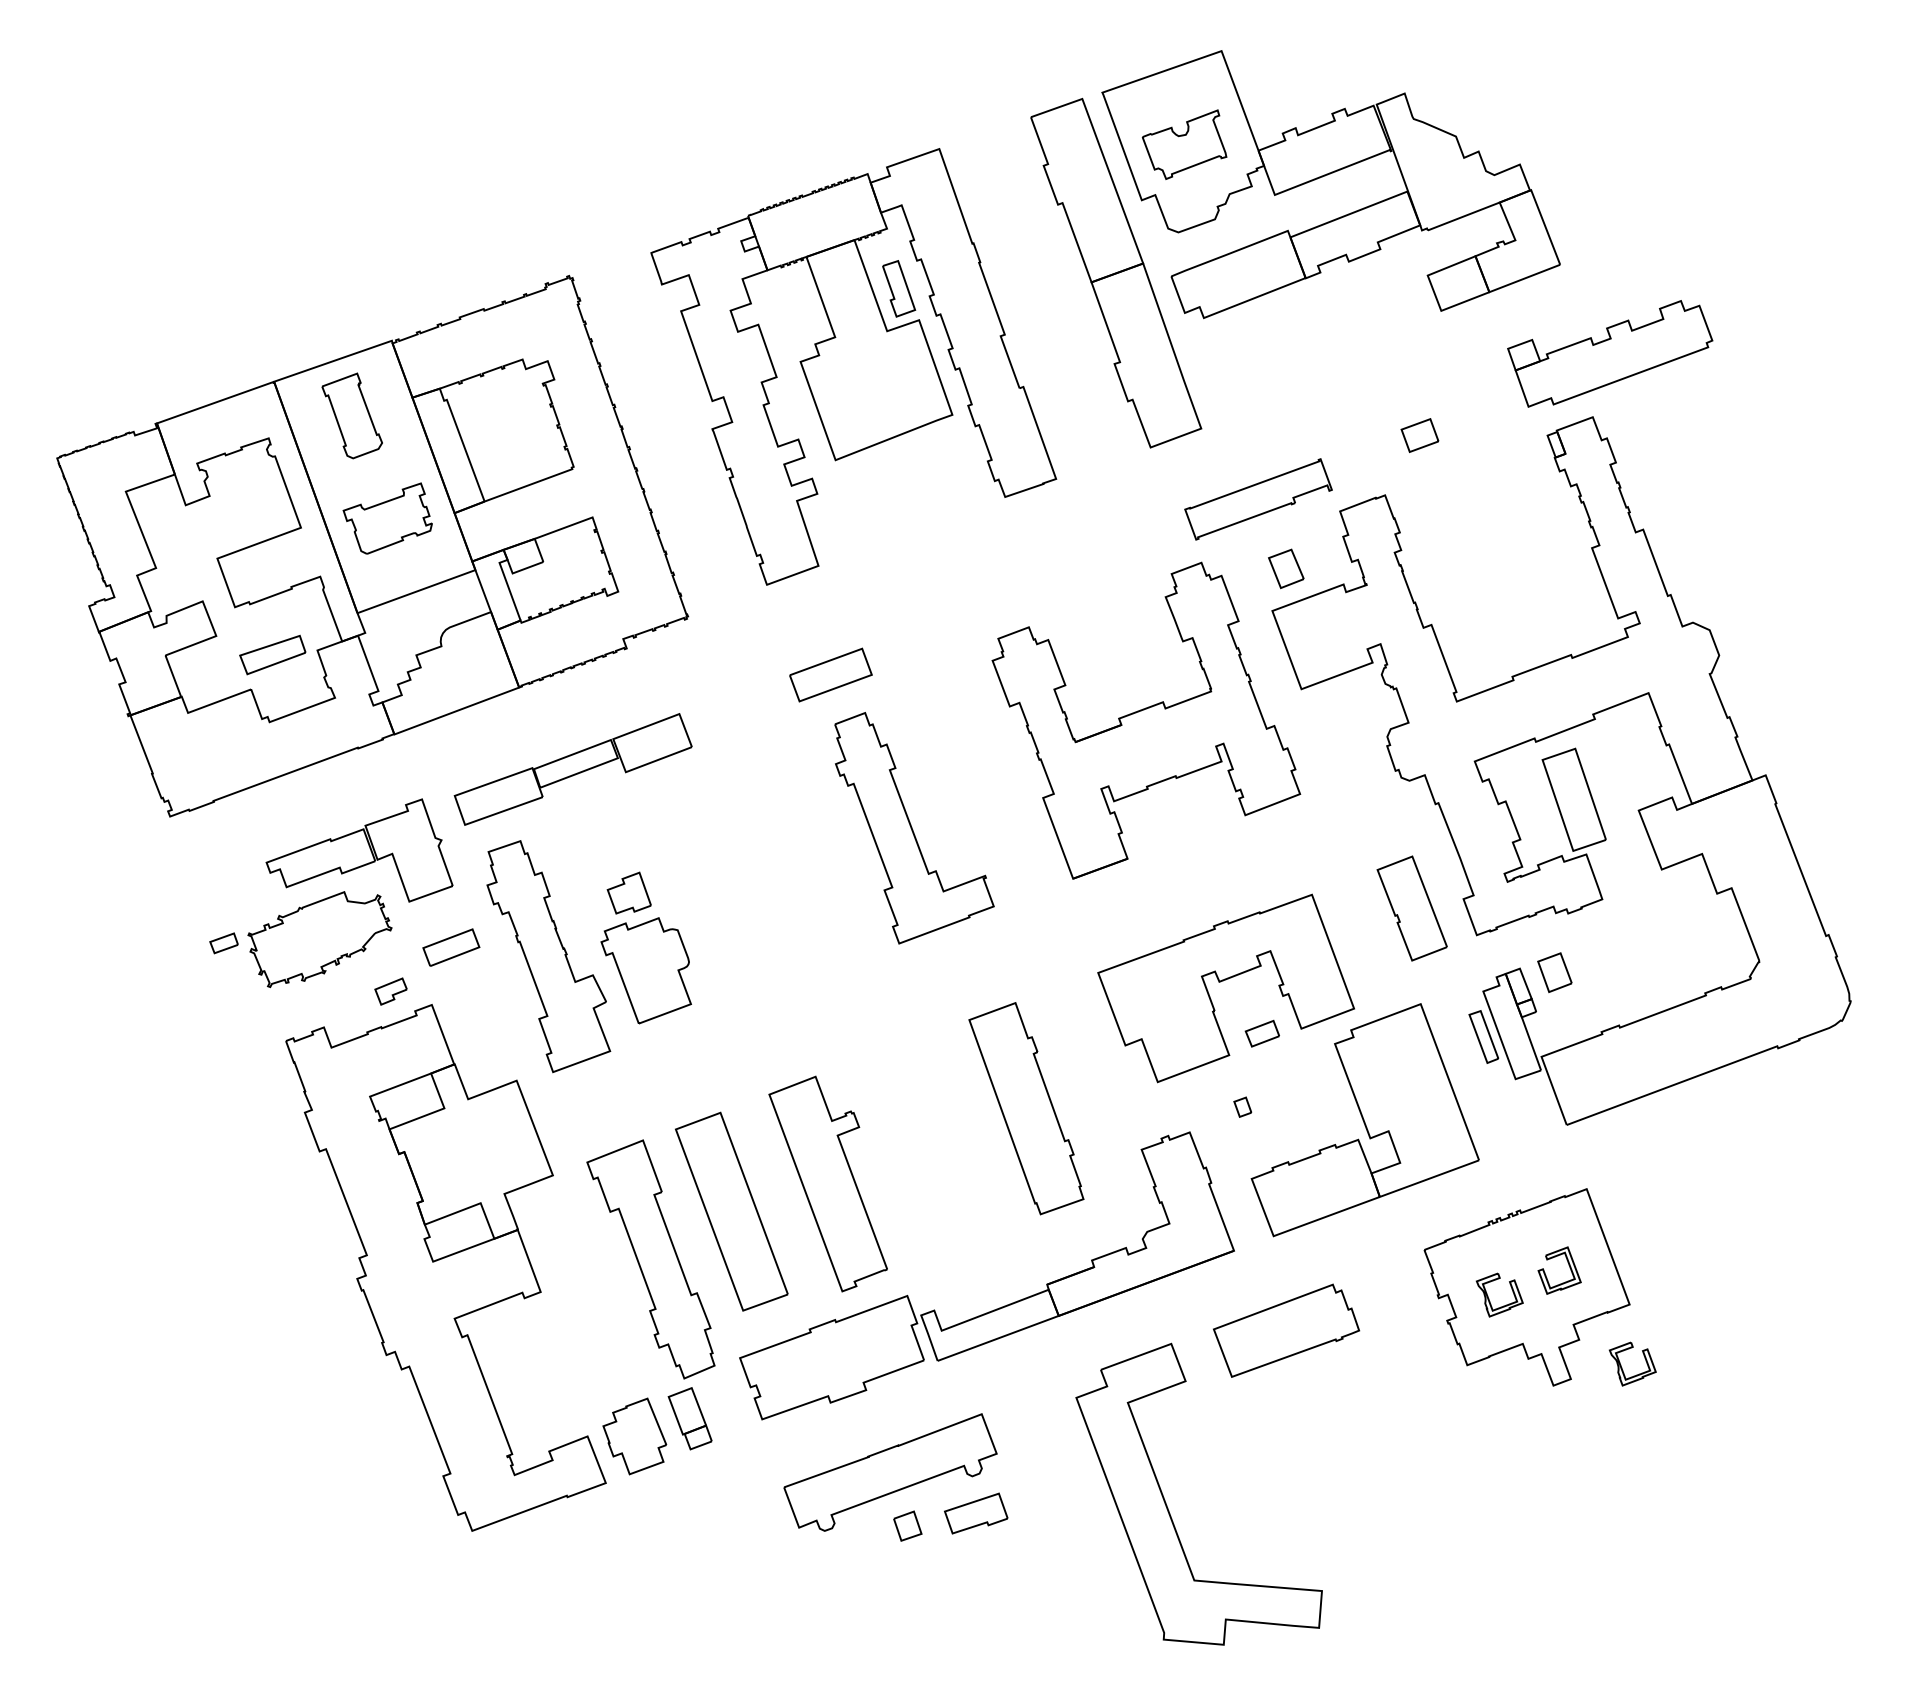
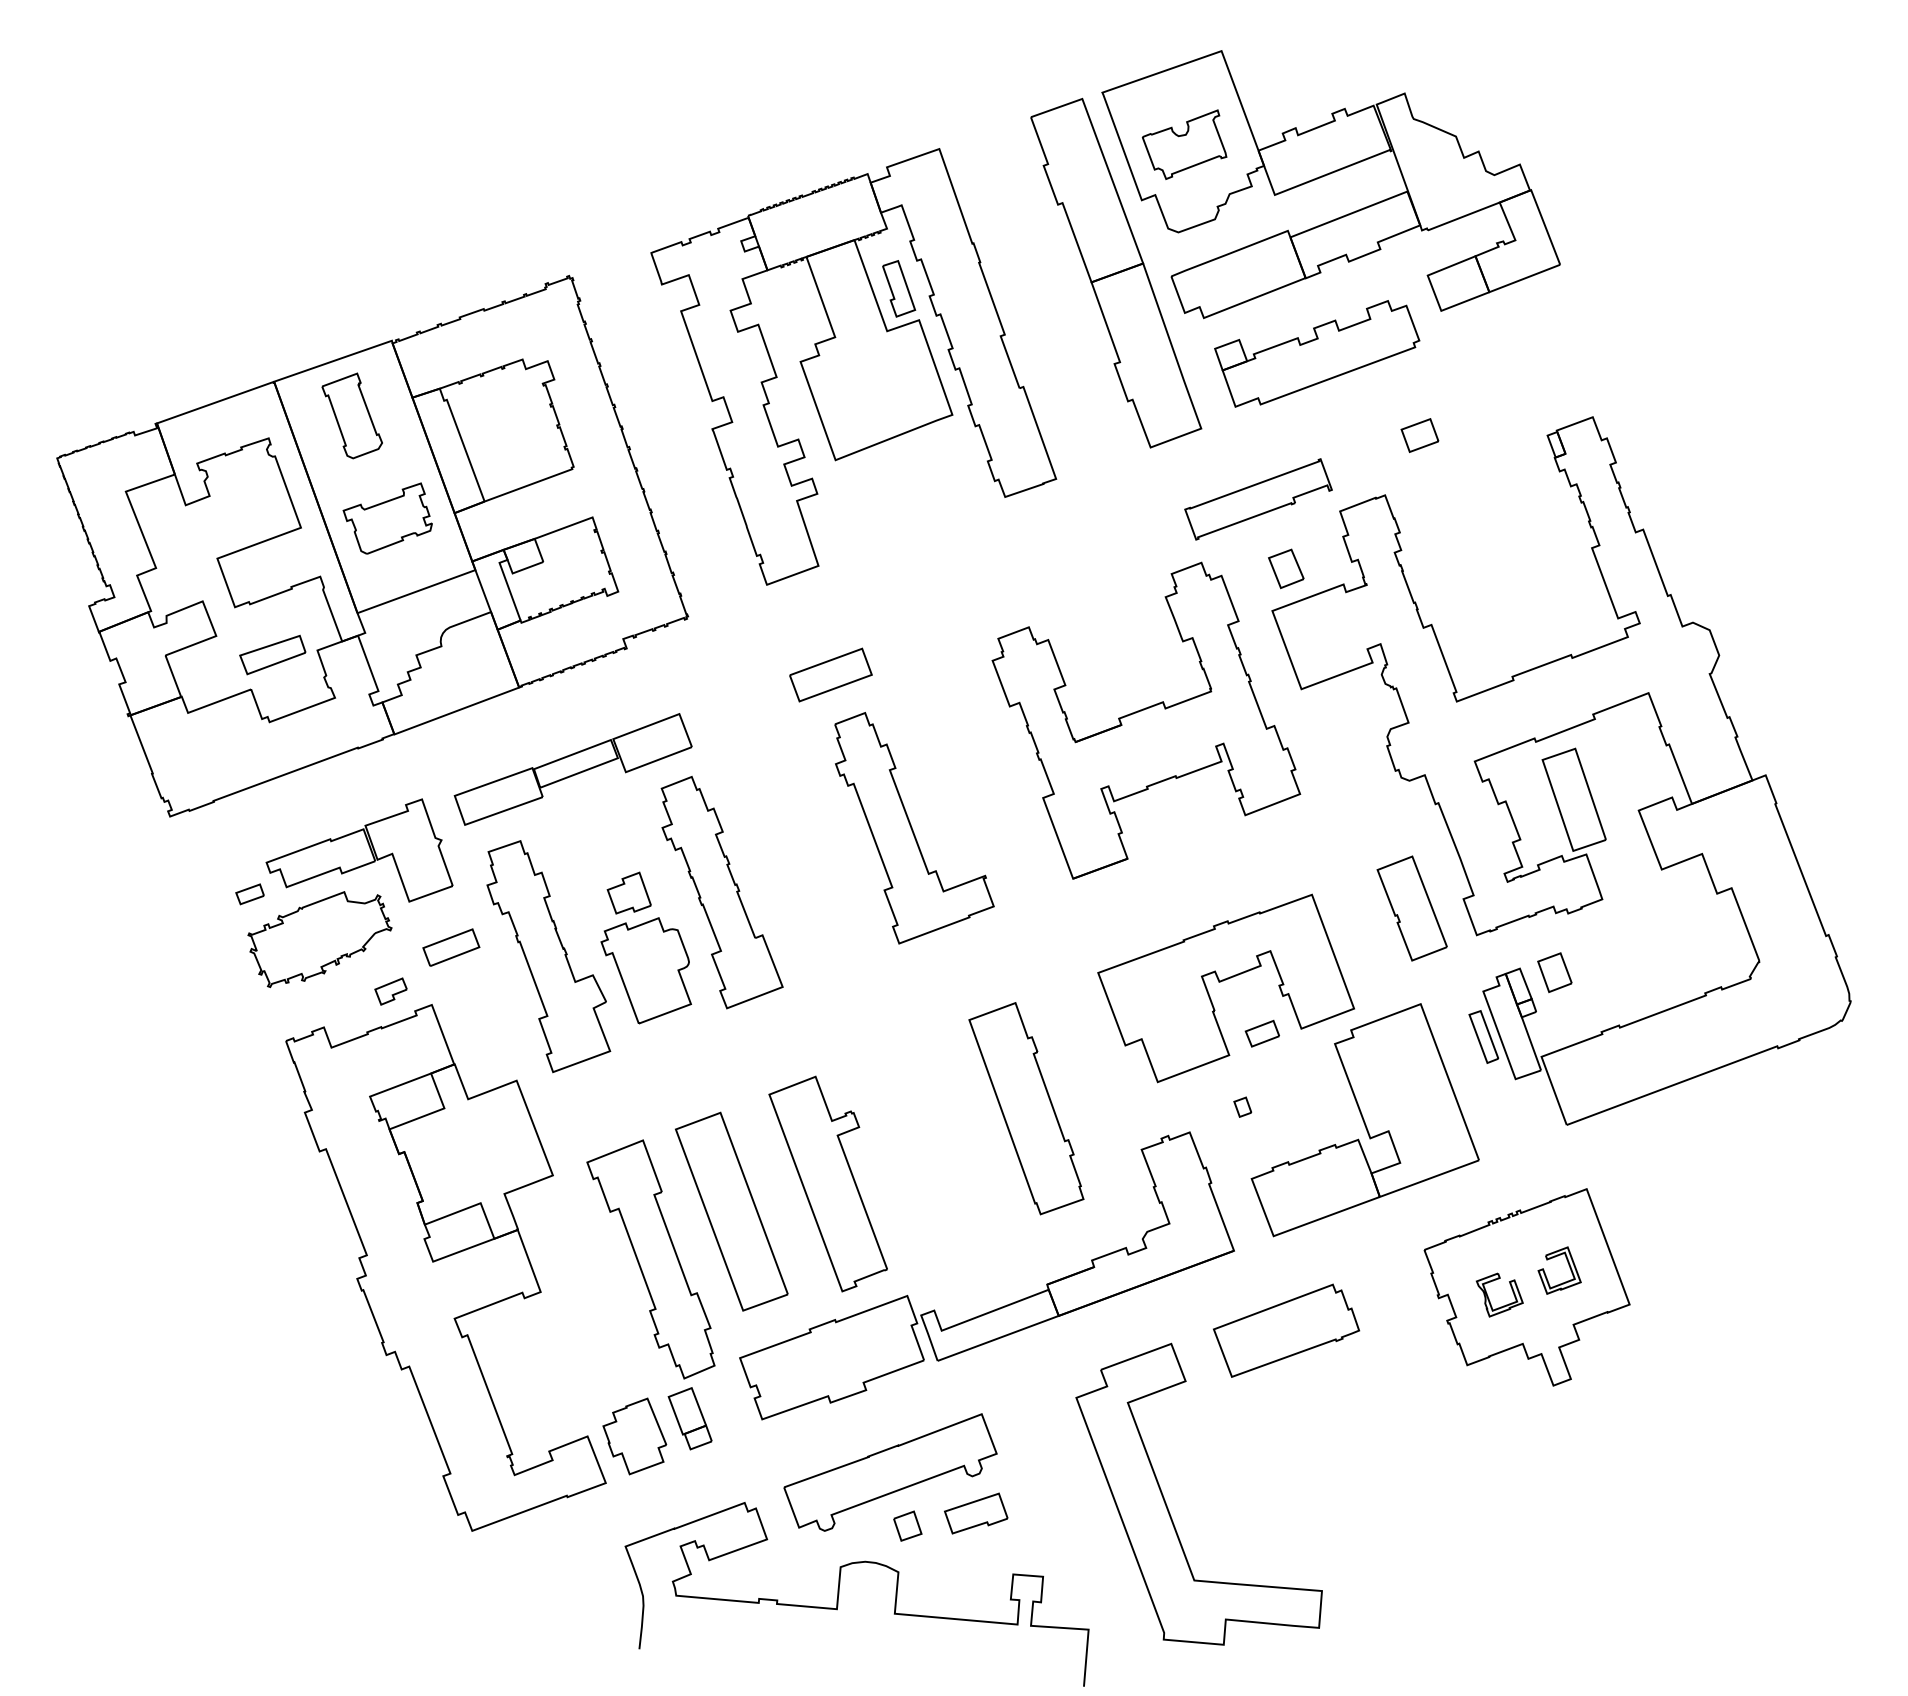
part position: (1610, 353) -> (1317, 353) (1317, 353)
part: none -> present (721, 892)
part position: (223, 943) -> (249, 894) (249, 894)
part: present -> none (1622, 1367)
curve: none -> present (839, 1594)
